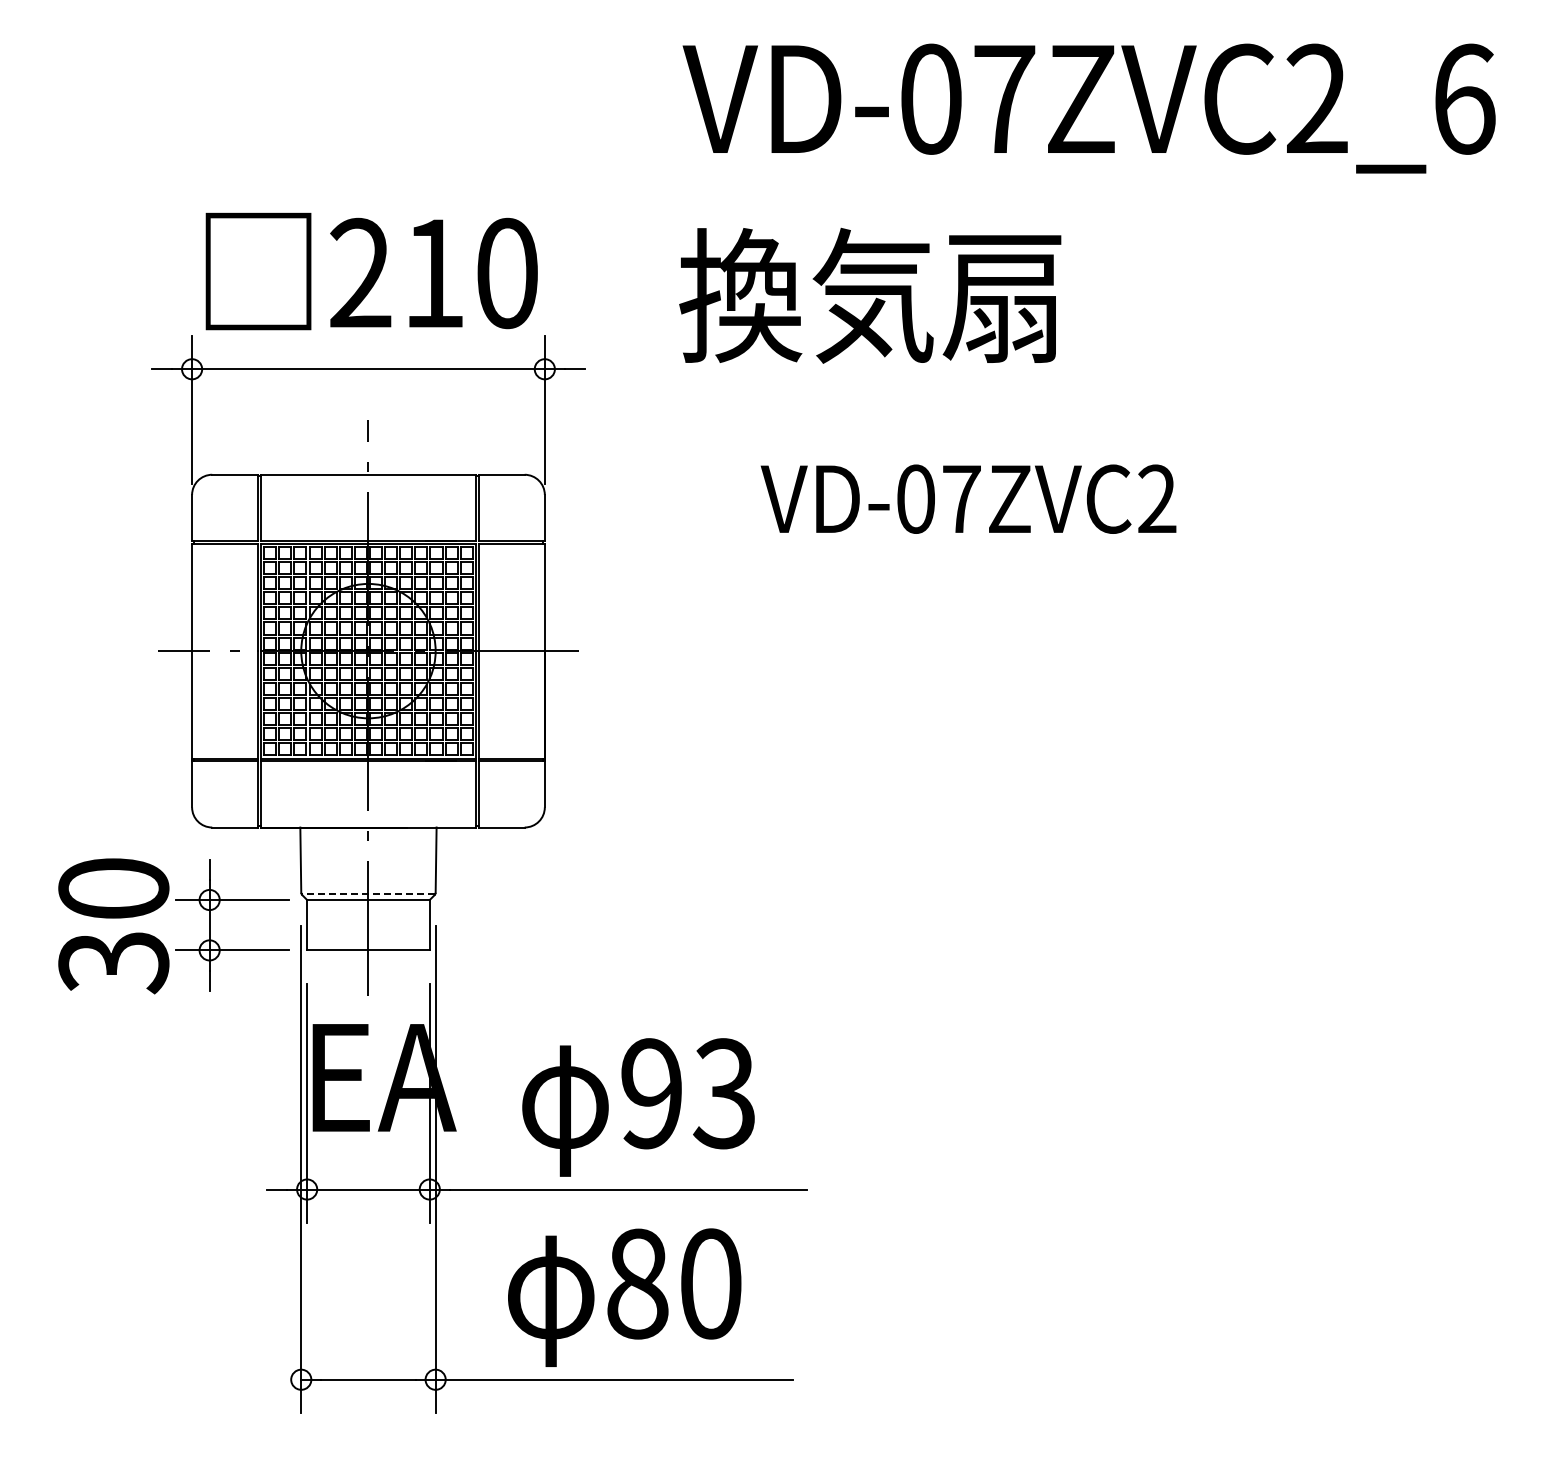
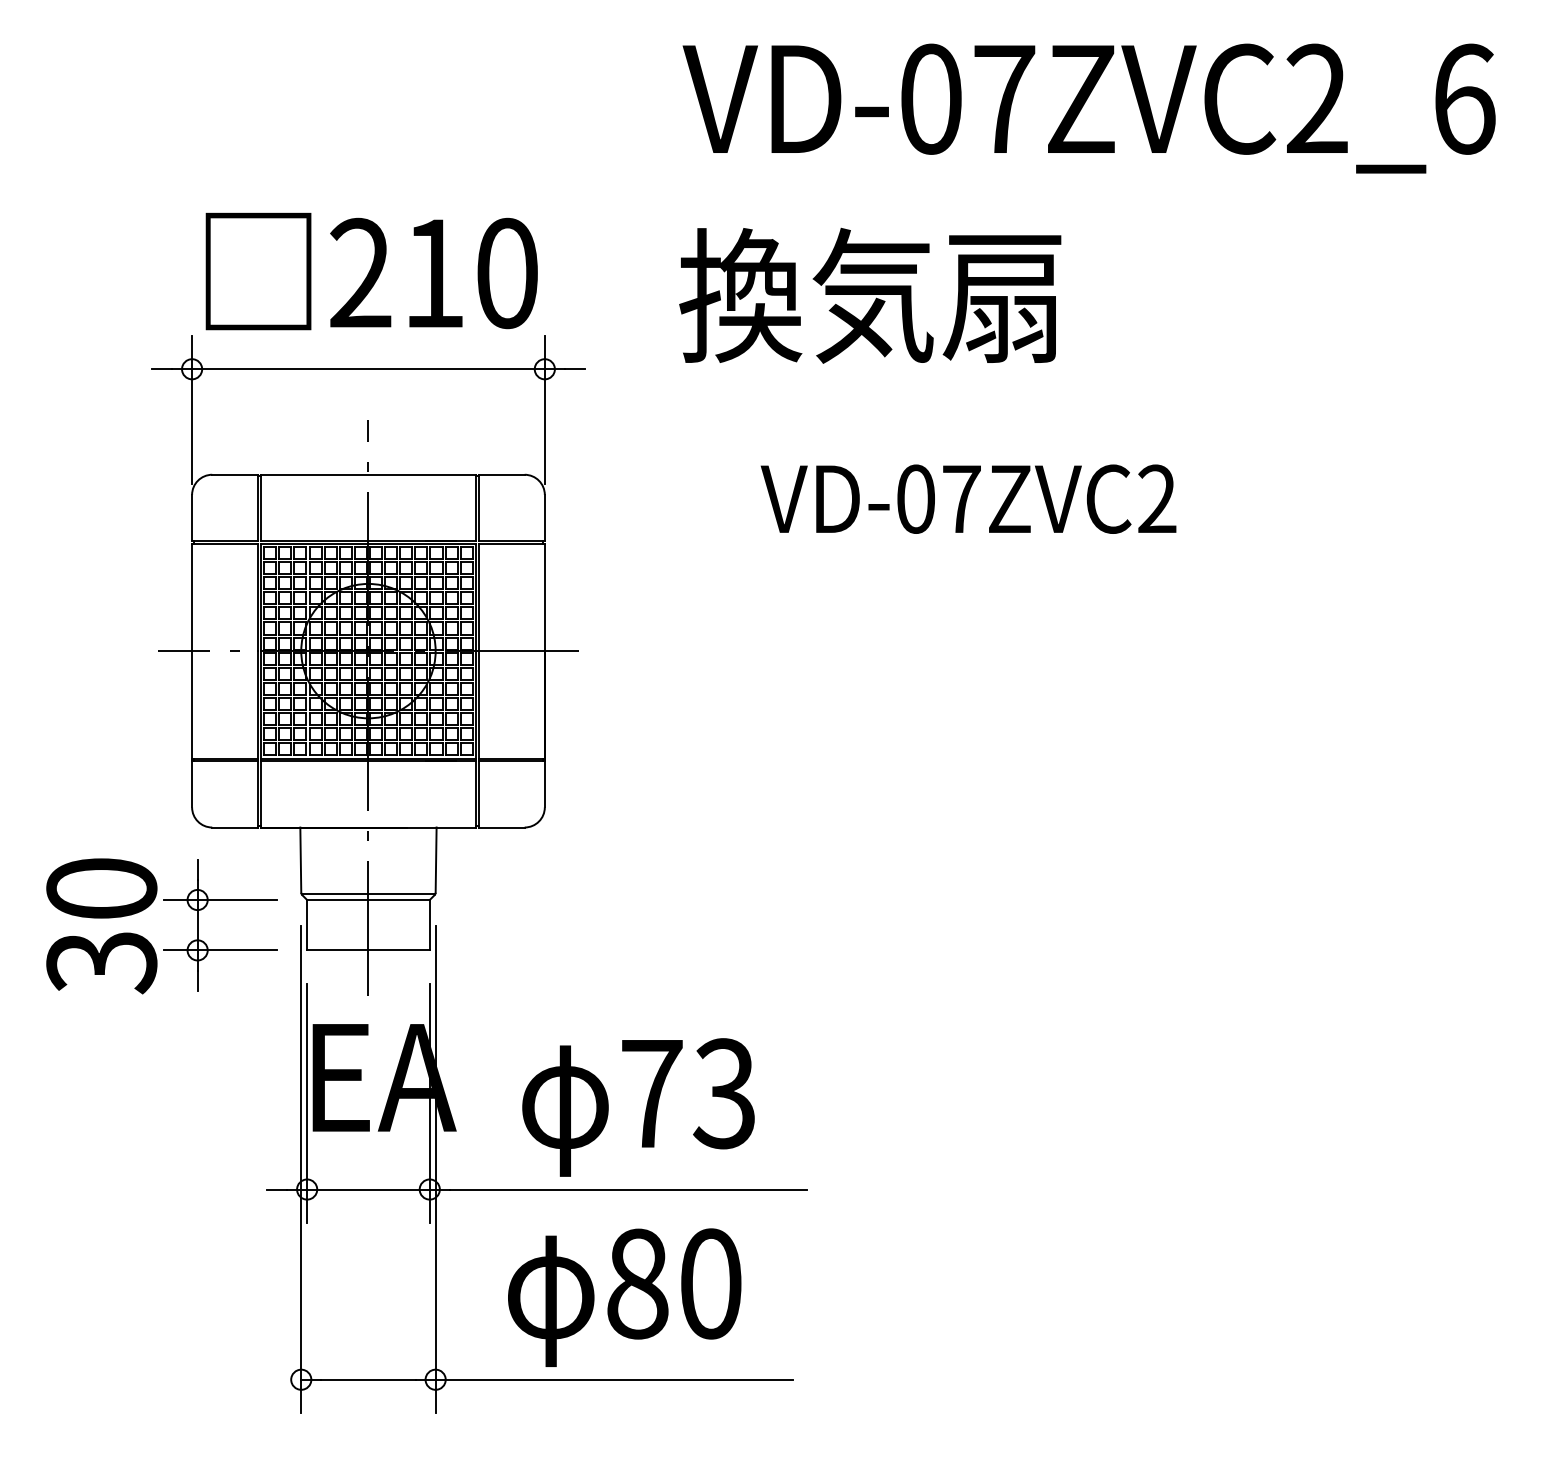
line: dashed -> solid (368, 894)
part position: (159, 939) -> (147, 939) (147, 939)
text: 93 -> 73 (651, 1093)
